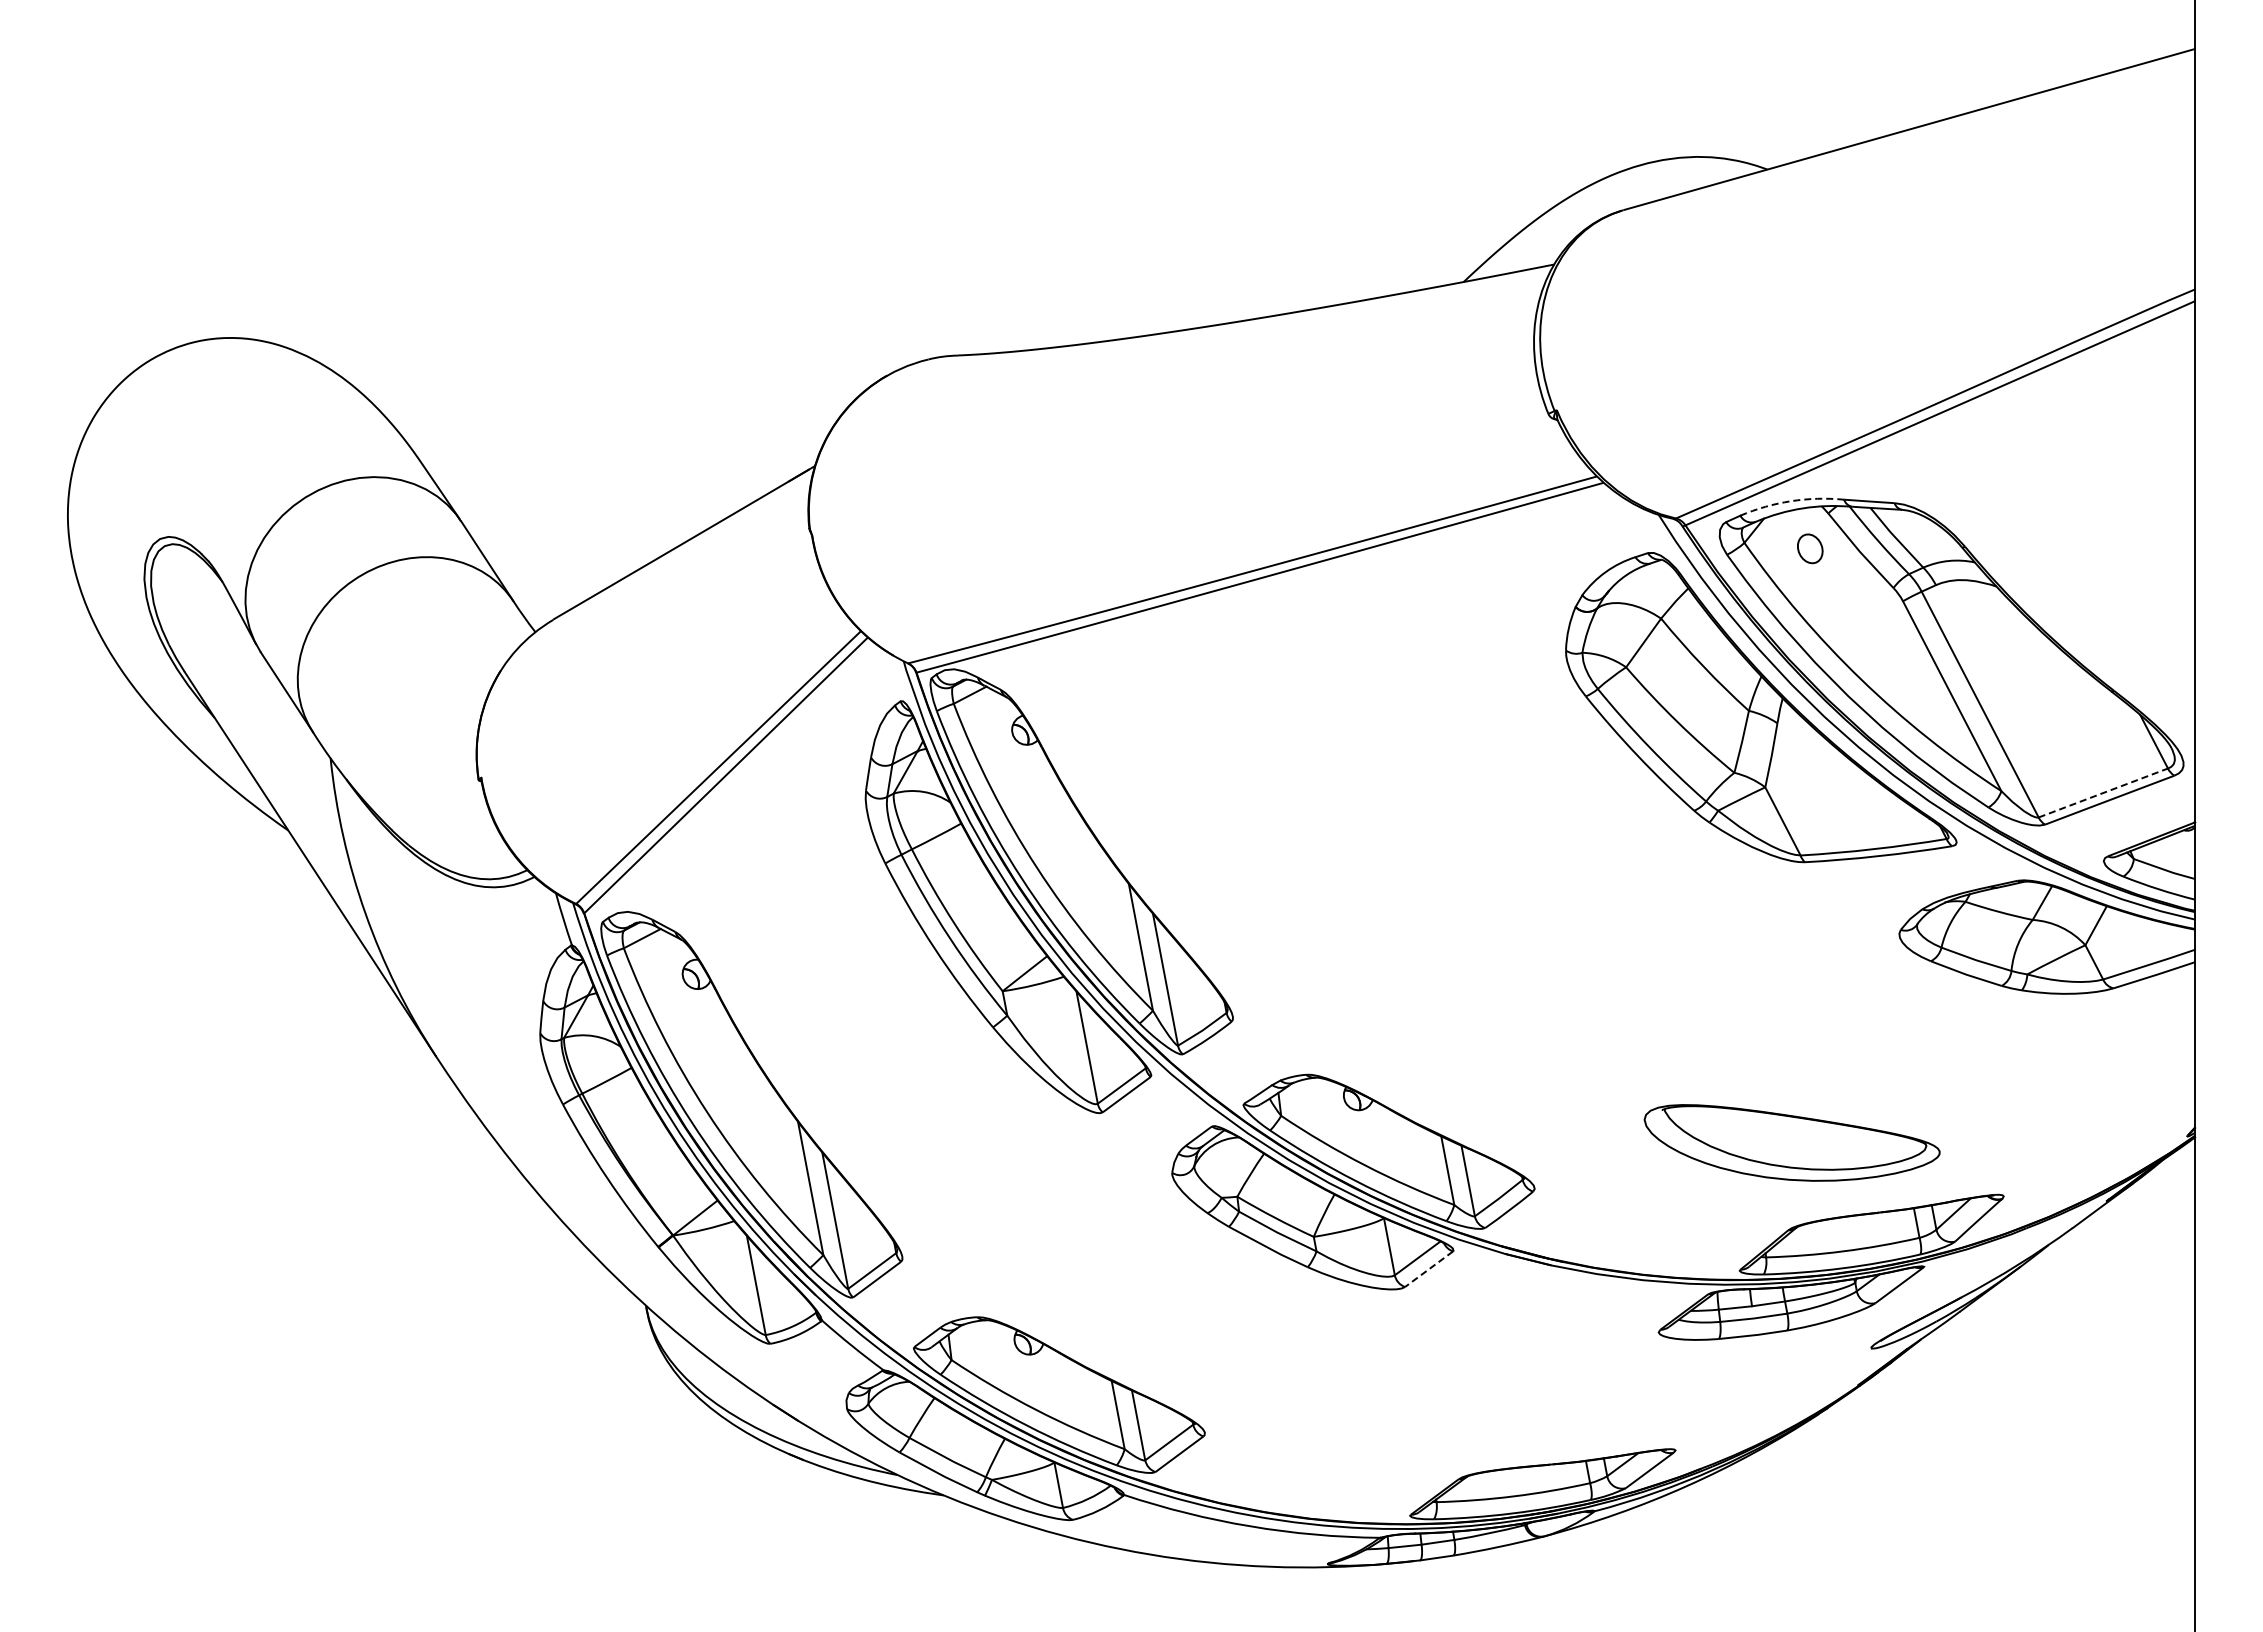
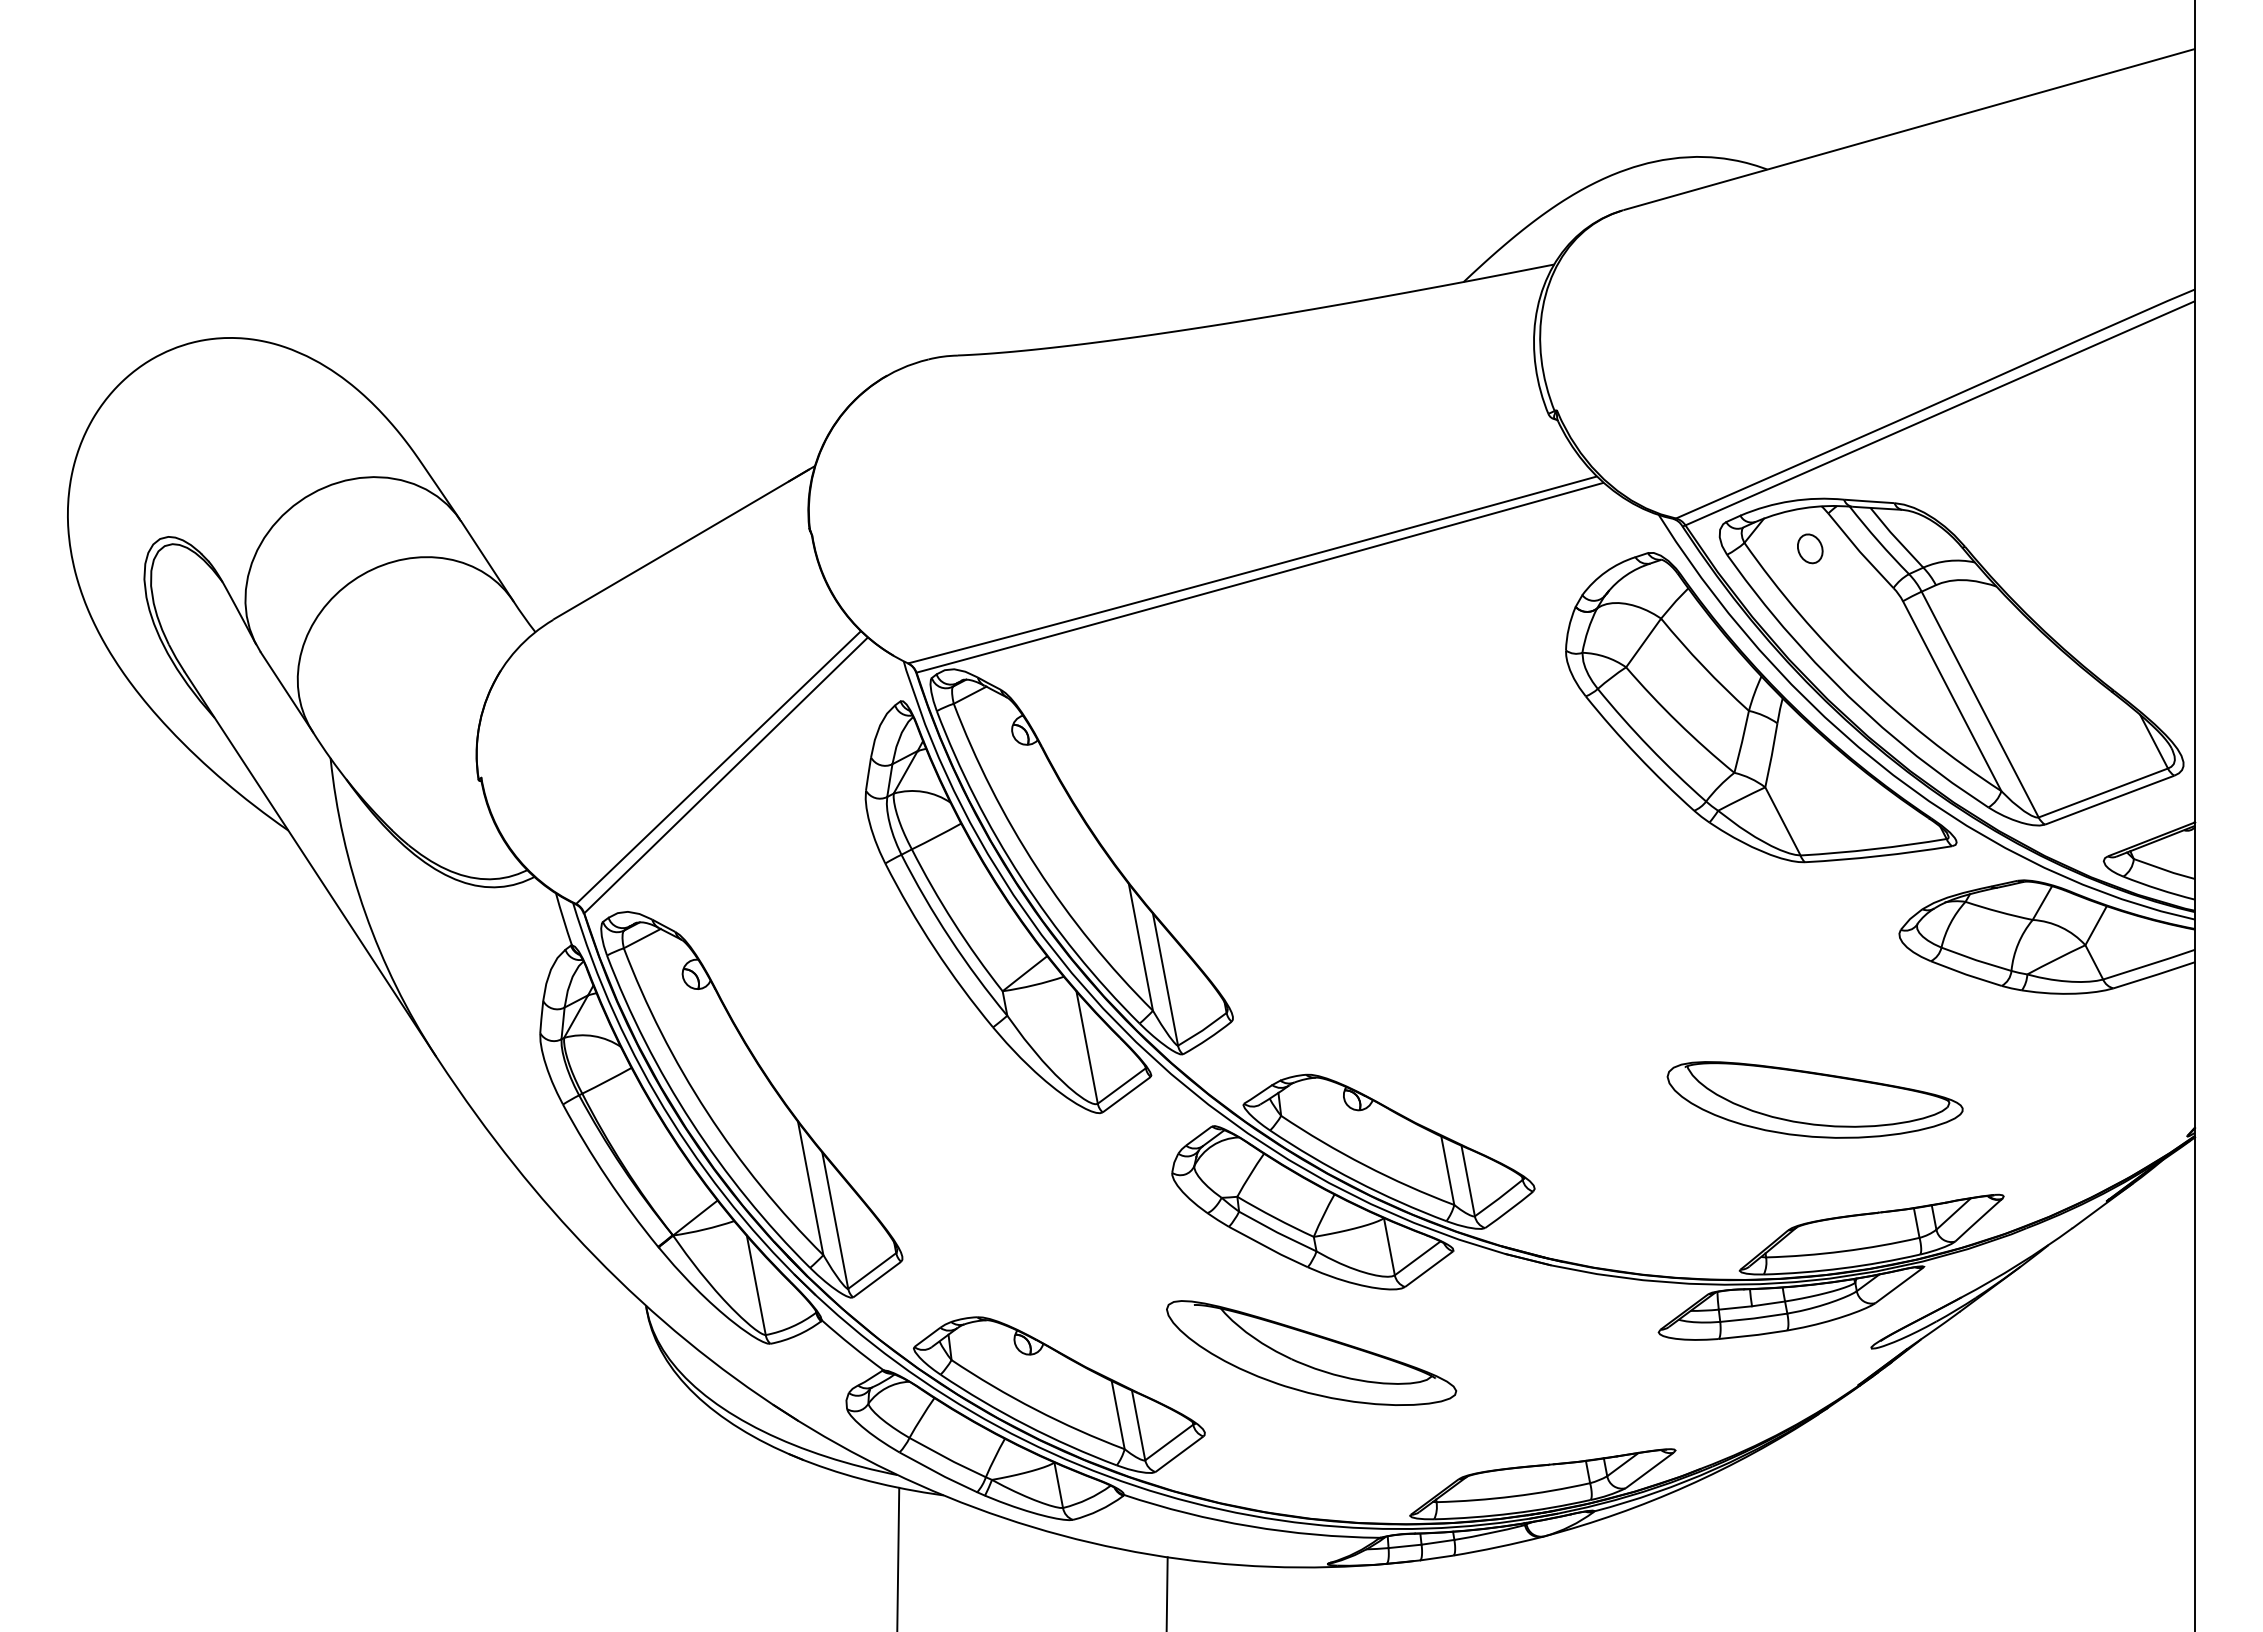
arc: dashed -> solid (1791, 501)
line: dashed -> solid (2103, 792)
part position: (1791, 1142) -> (1814, 1099) (1814, 1099)
line: dashed -> solid (1429, 1269)
part: none -> present (1311, 1352)
line: none -> present (898, 1557)
line: none -> present (1166, 1592)
